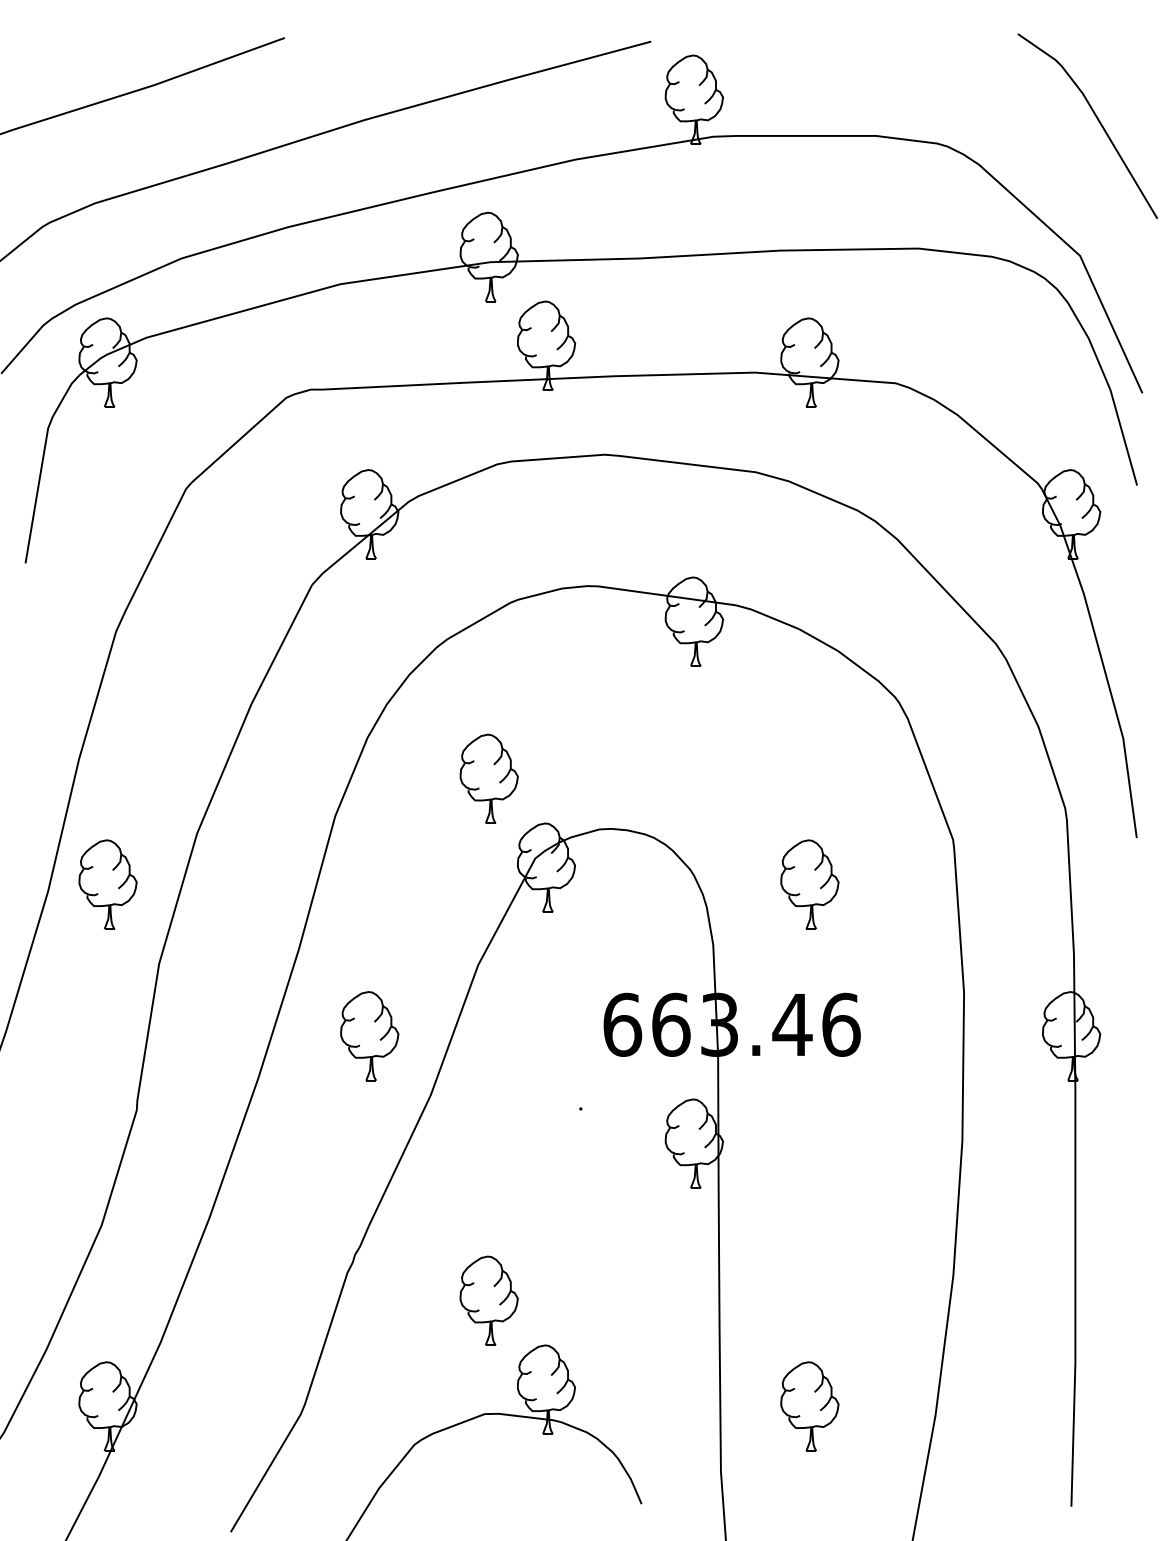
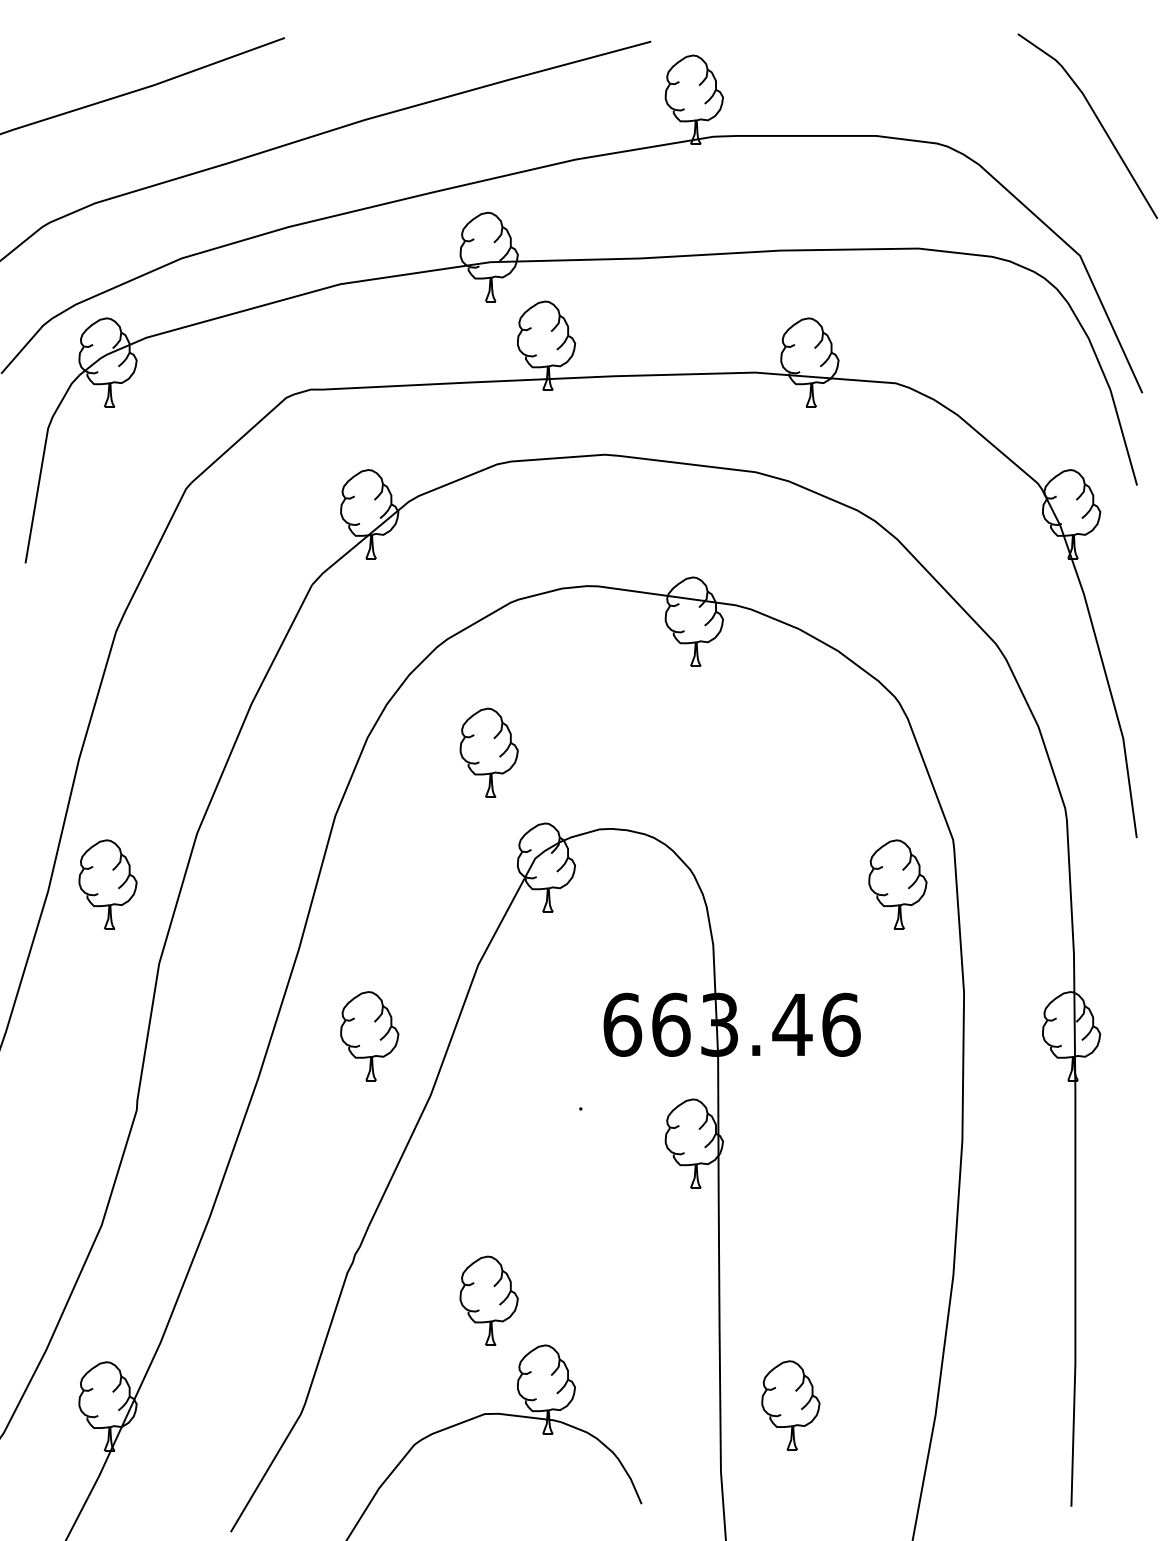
part position: (488, 778) -> (488, 752) (488, 752)
part position: (809, 884) -> (897, 884) (897, 884)
part position: (809, 1406) -> (790, 1405) (790, 1405)
